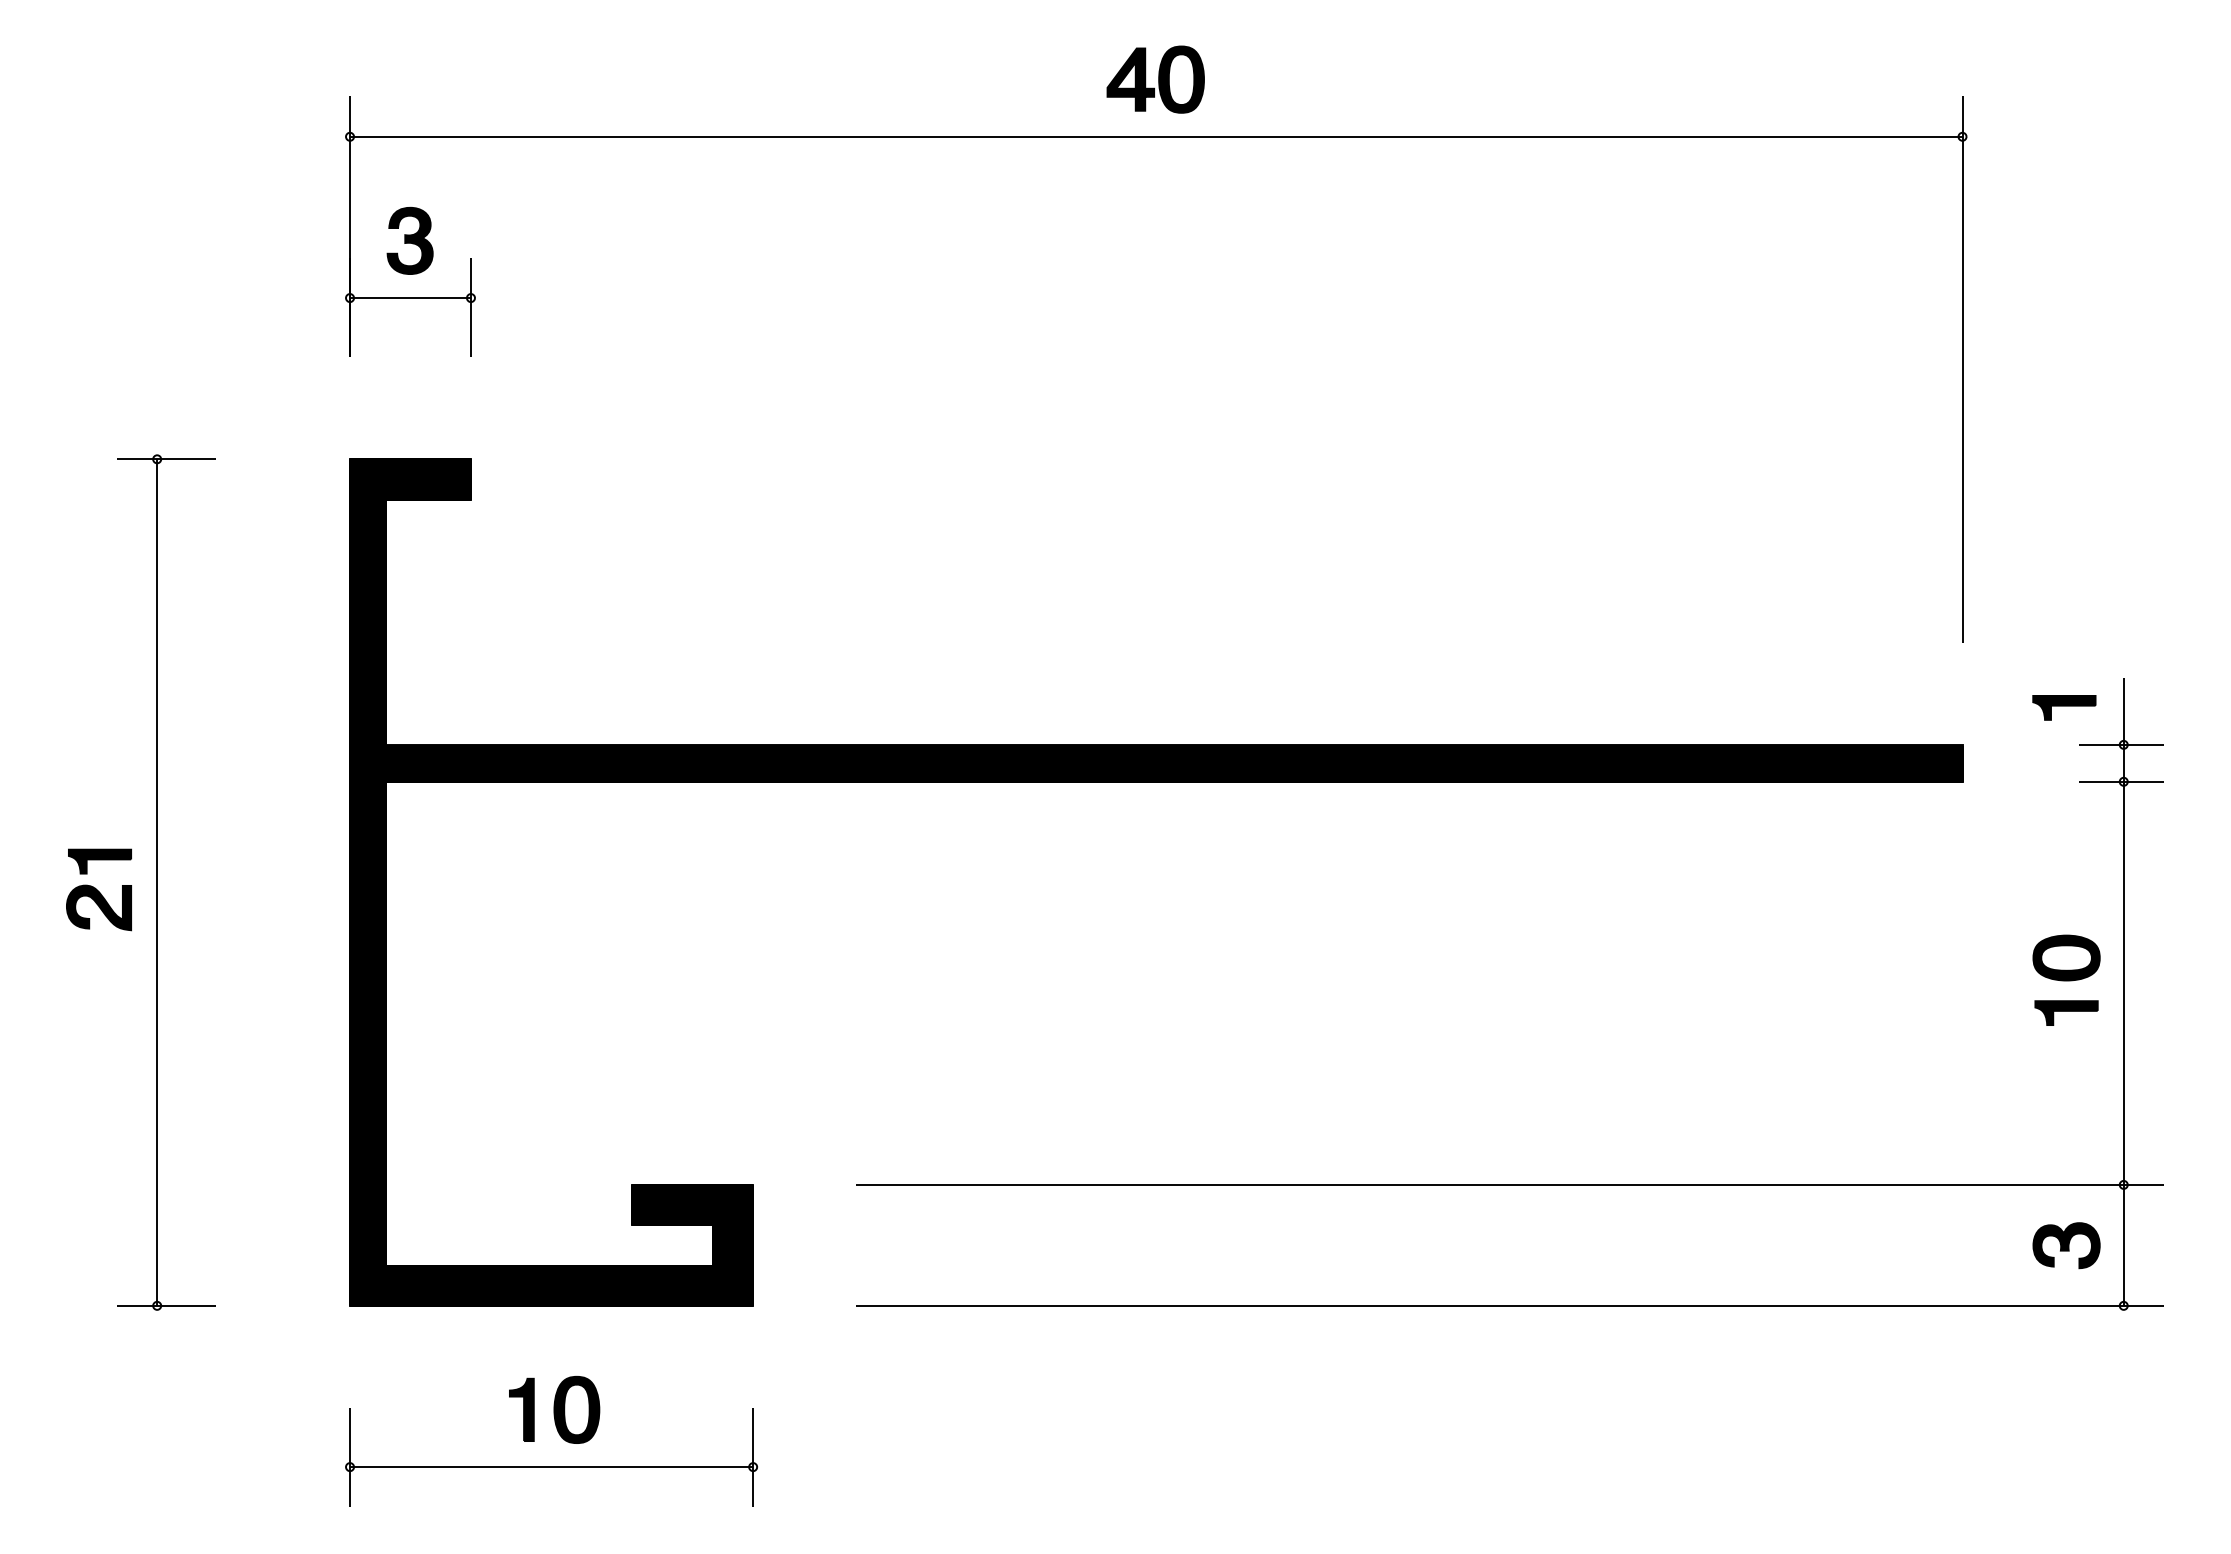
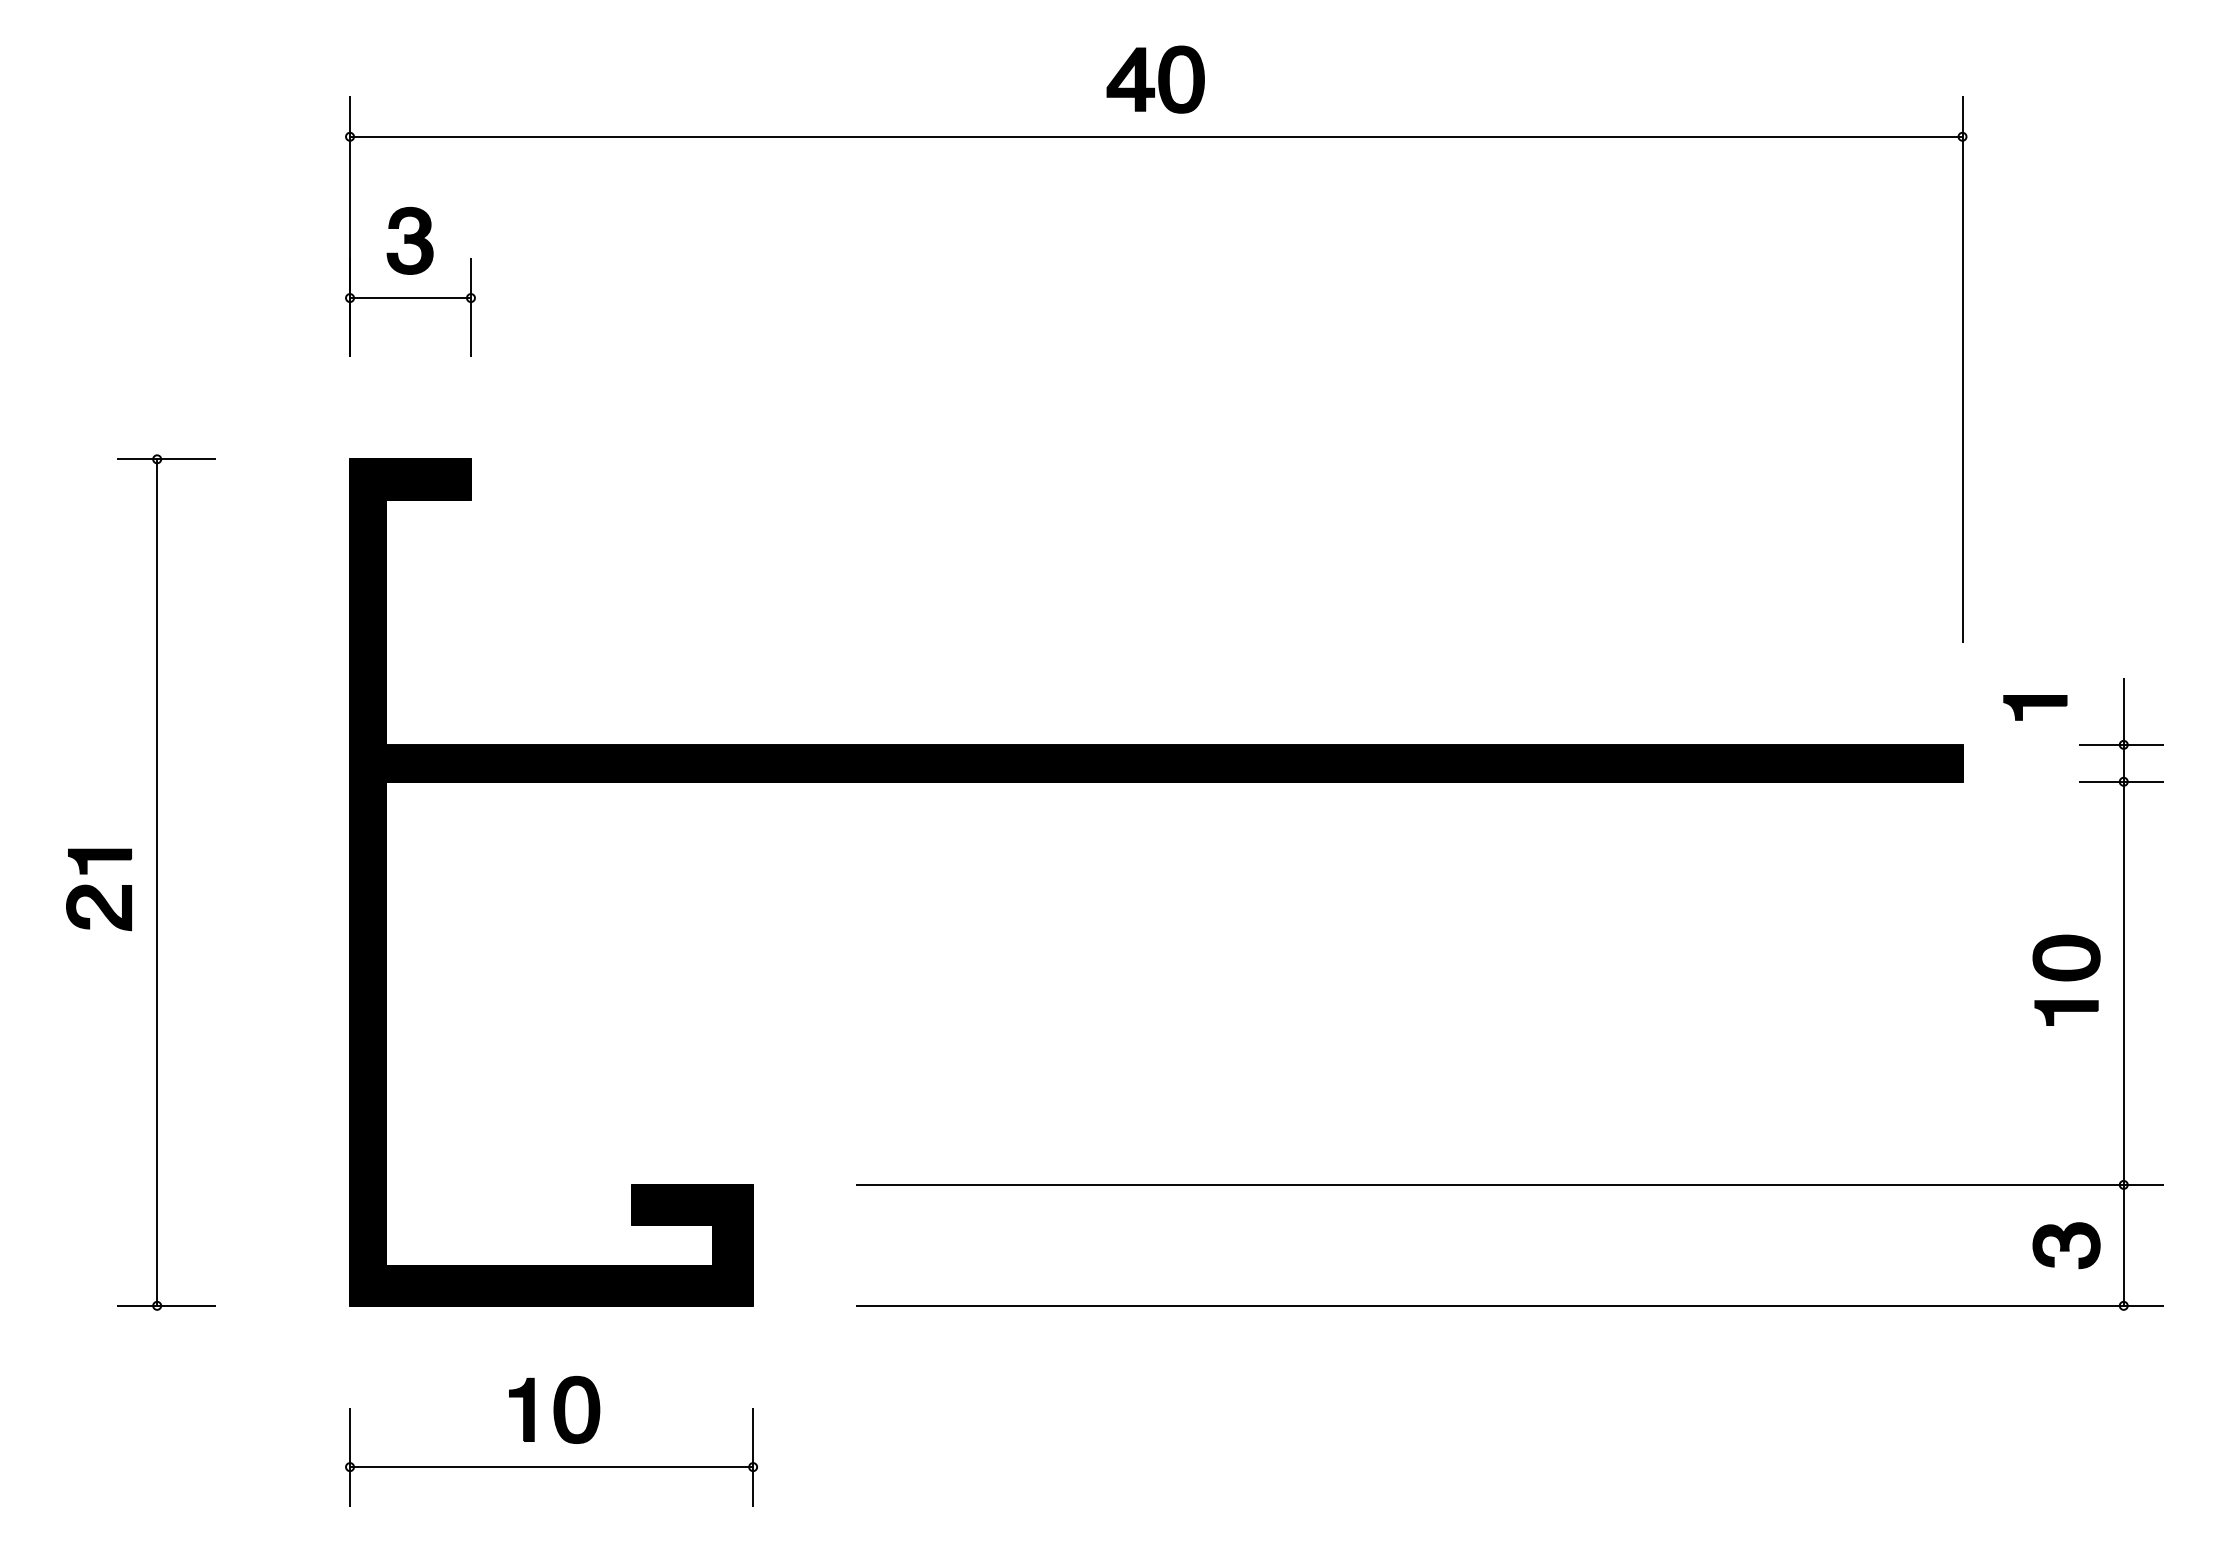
part position: (2064, 707) -> (2035, 707) (2035, 707)
